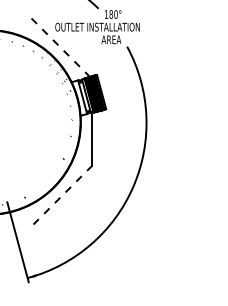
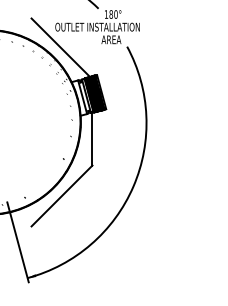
line: dashed -> solid (61, 48)
line: dashed -> solid (61, 196)
